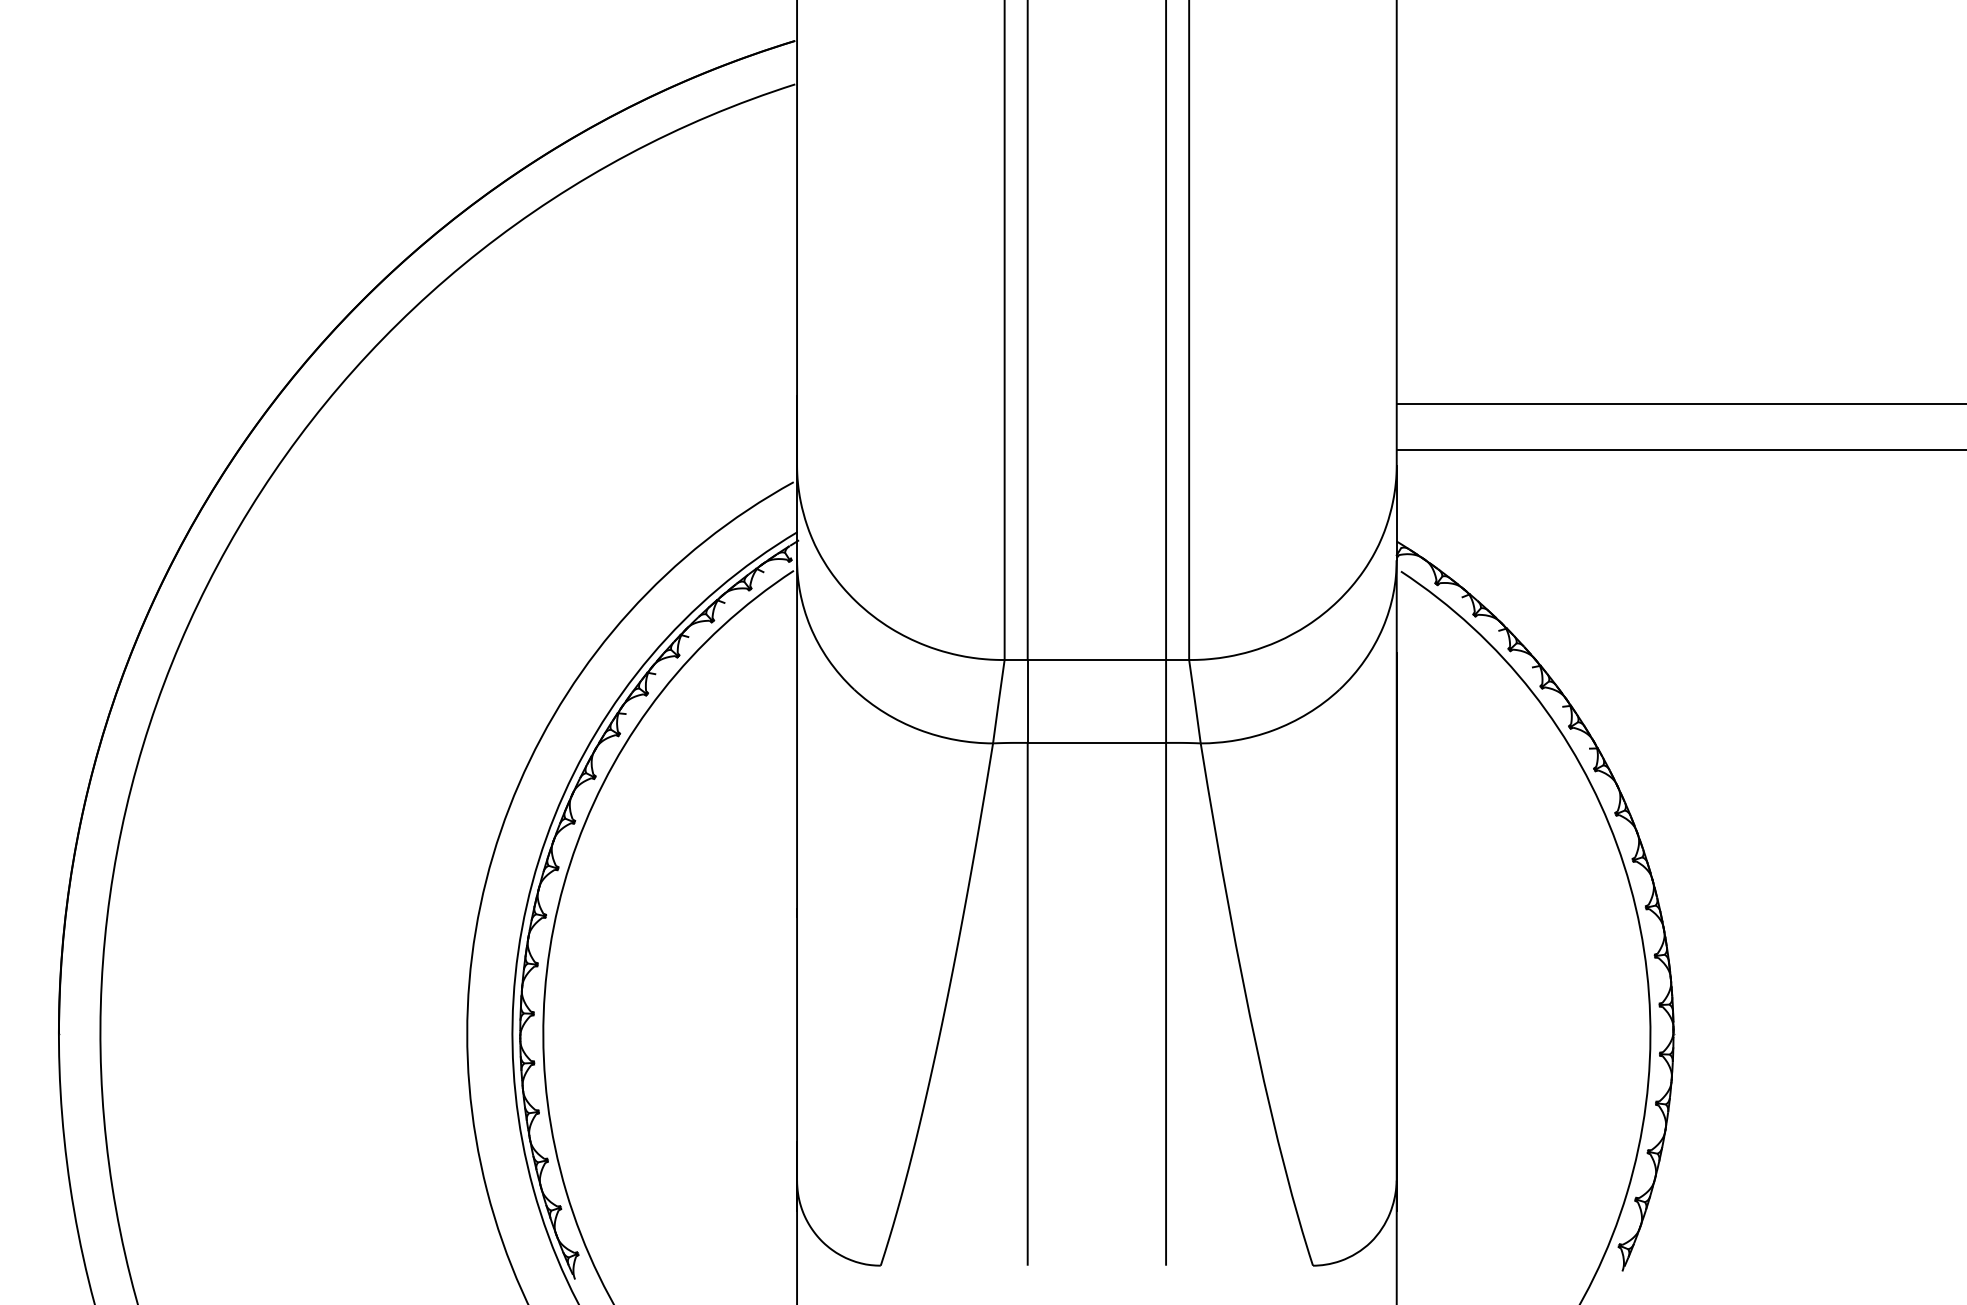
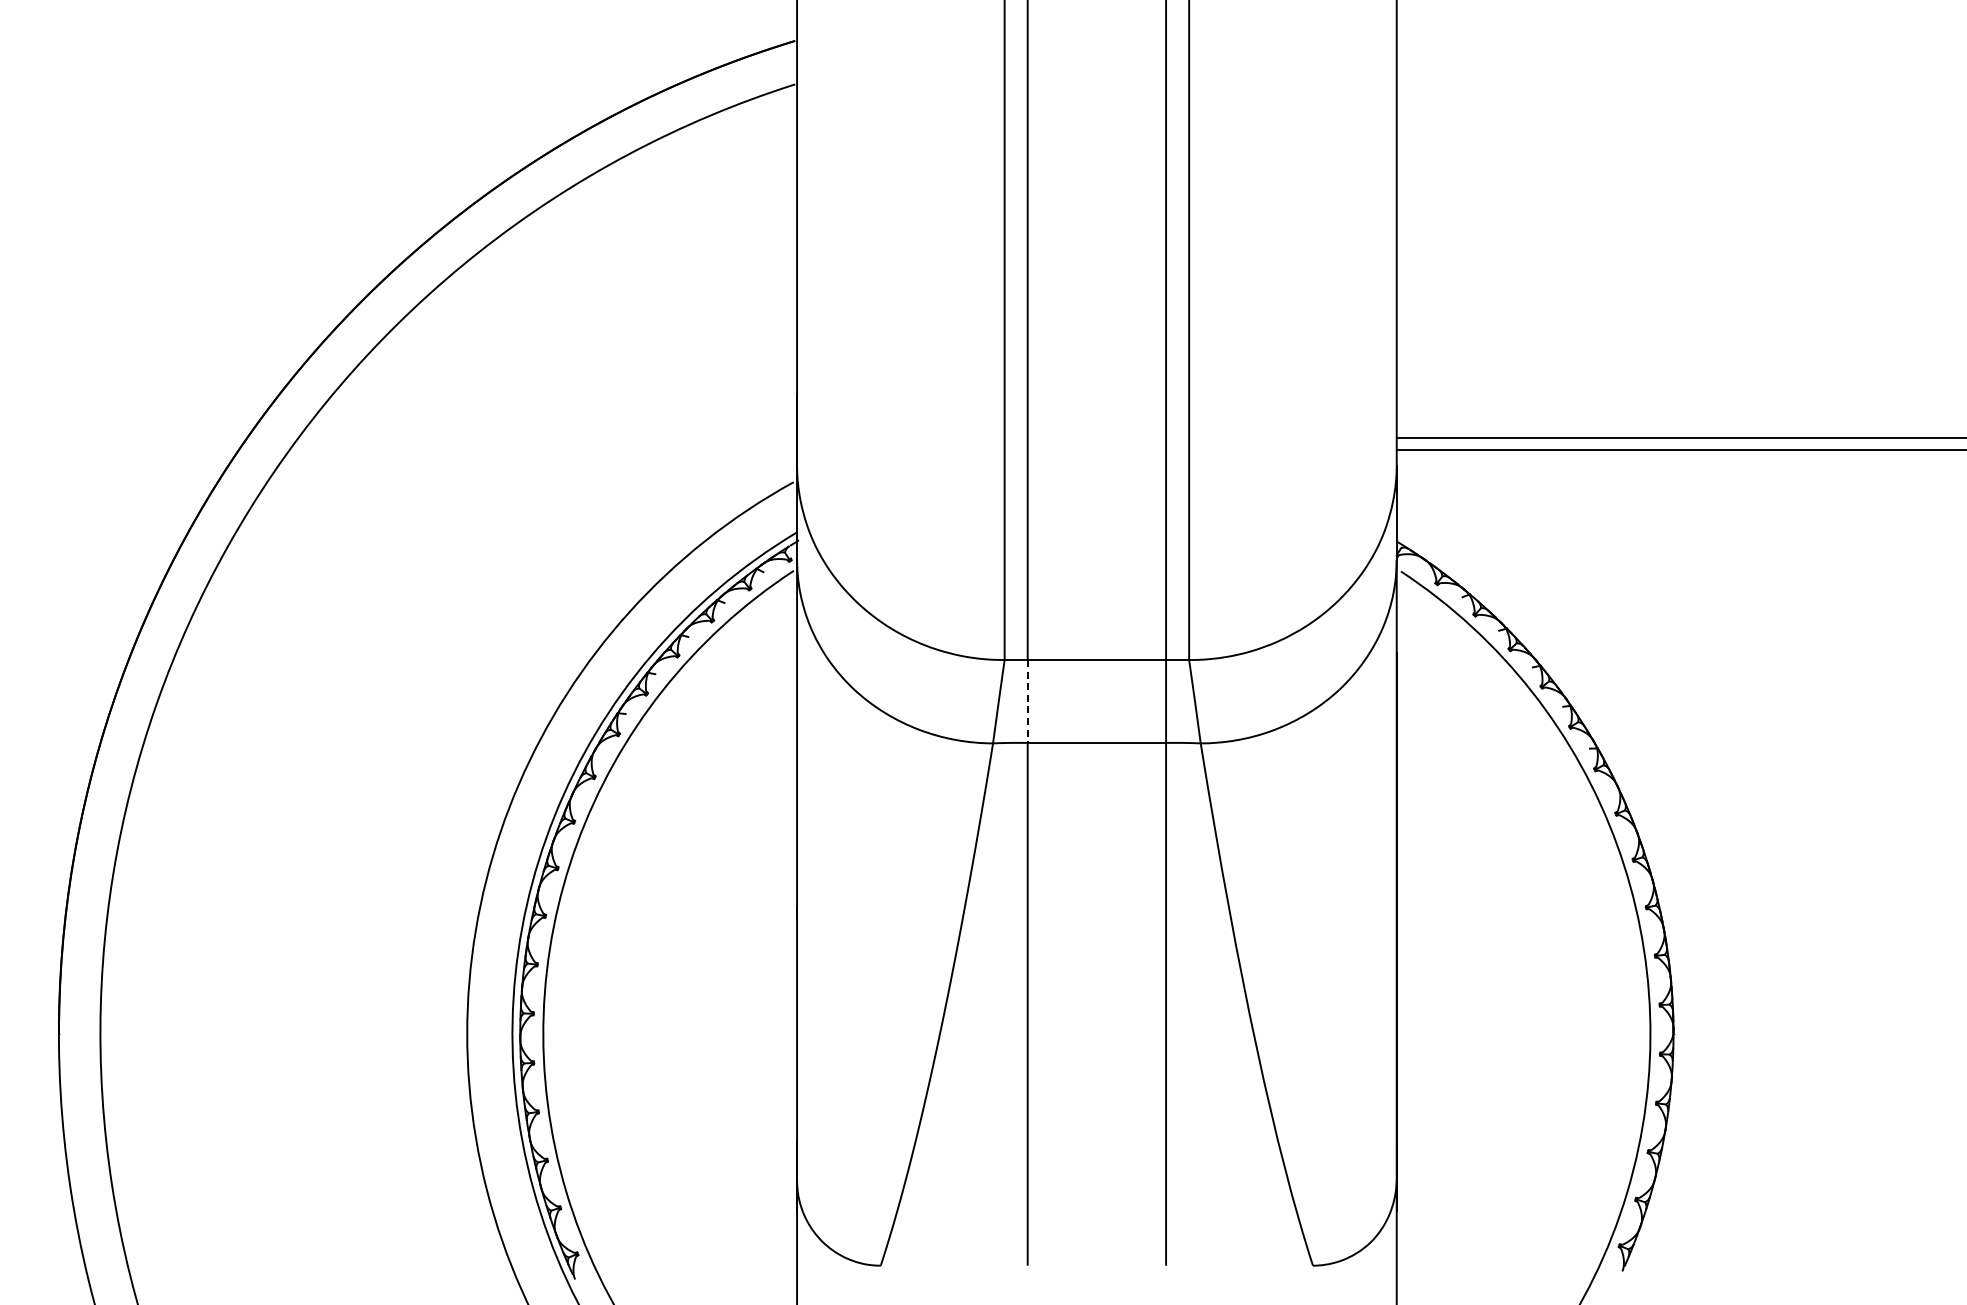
line position: (1679, 404) -> (1679, 438) (1679, 438)
line: solid -> dashed (1027, 701)
